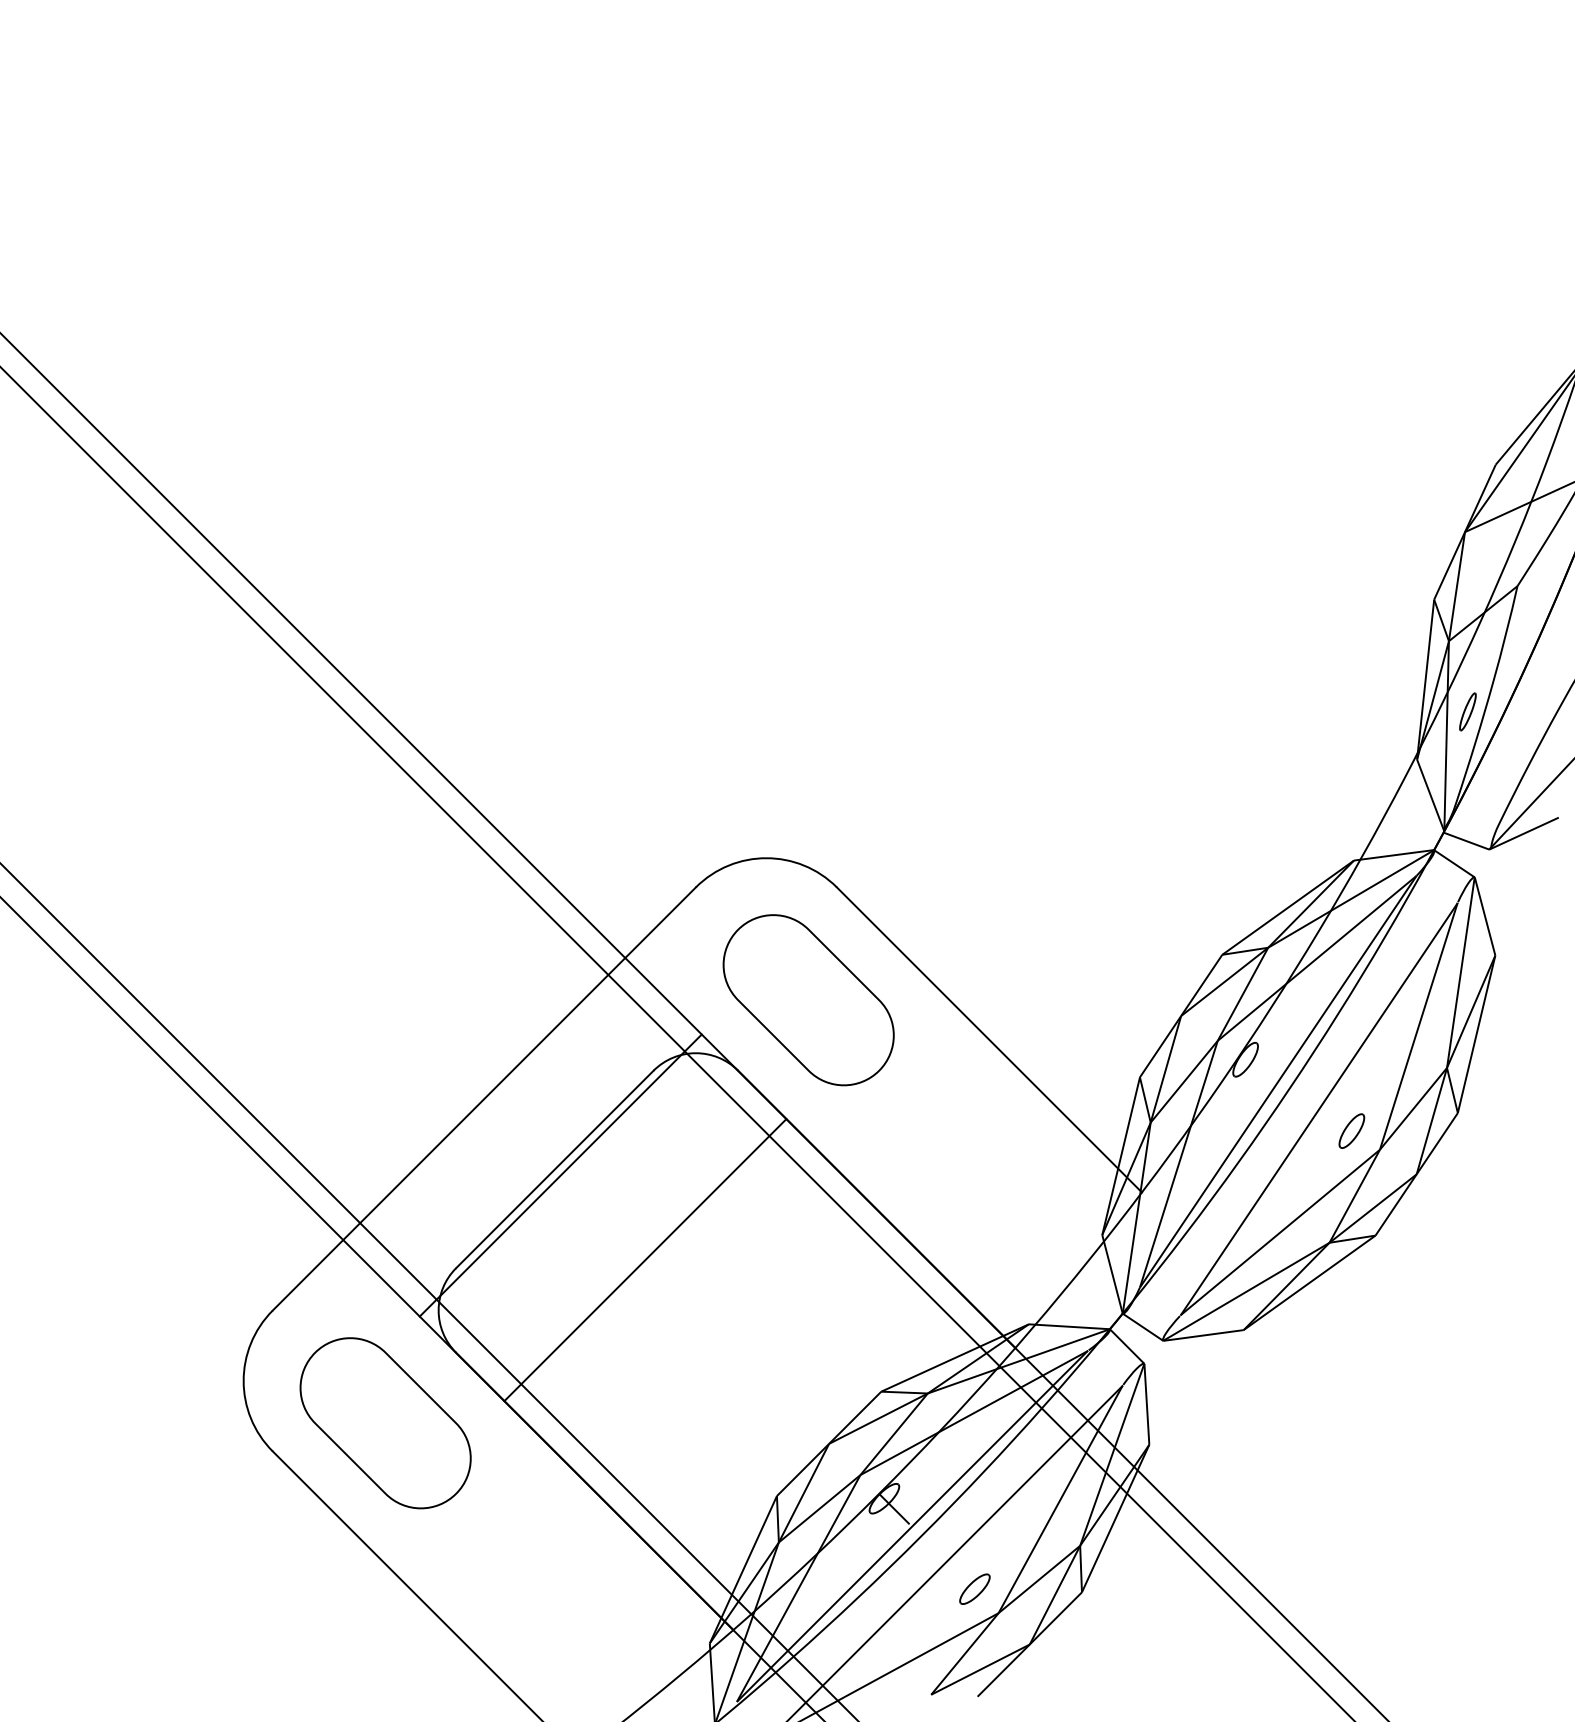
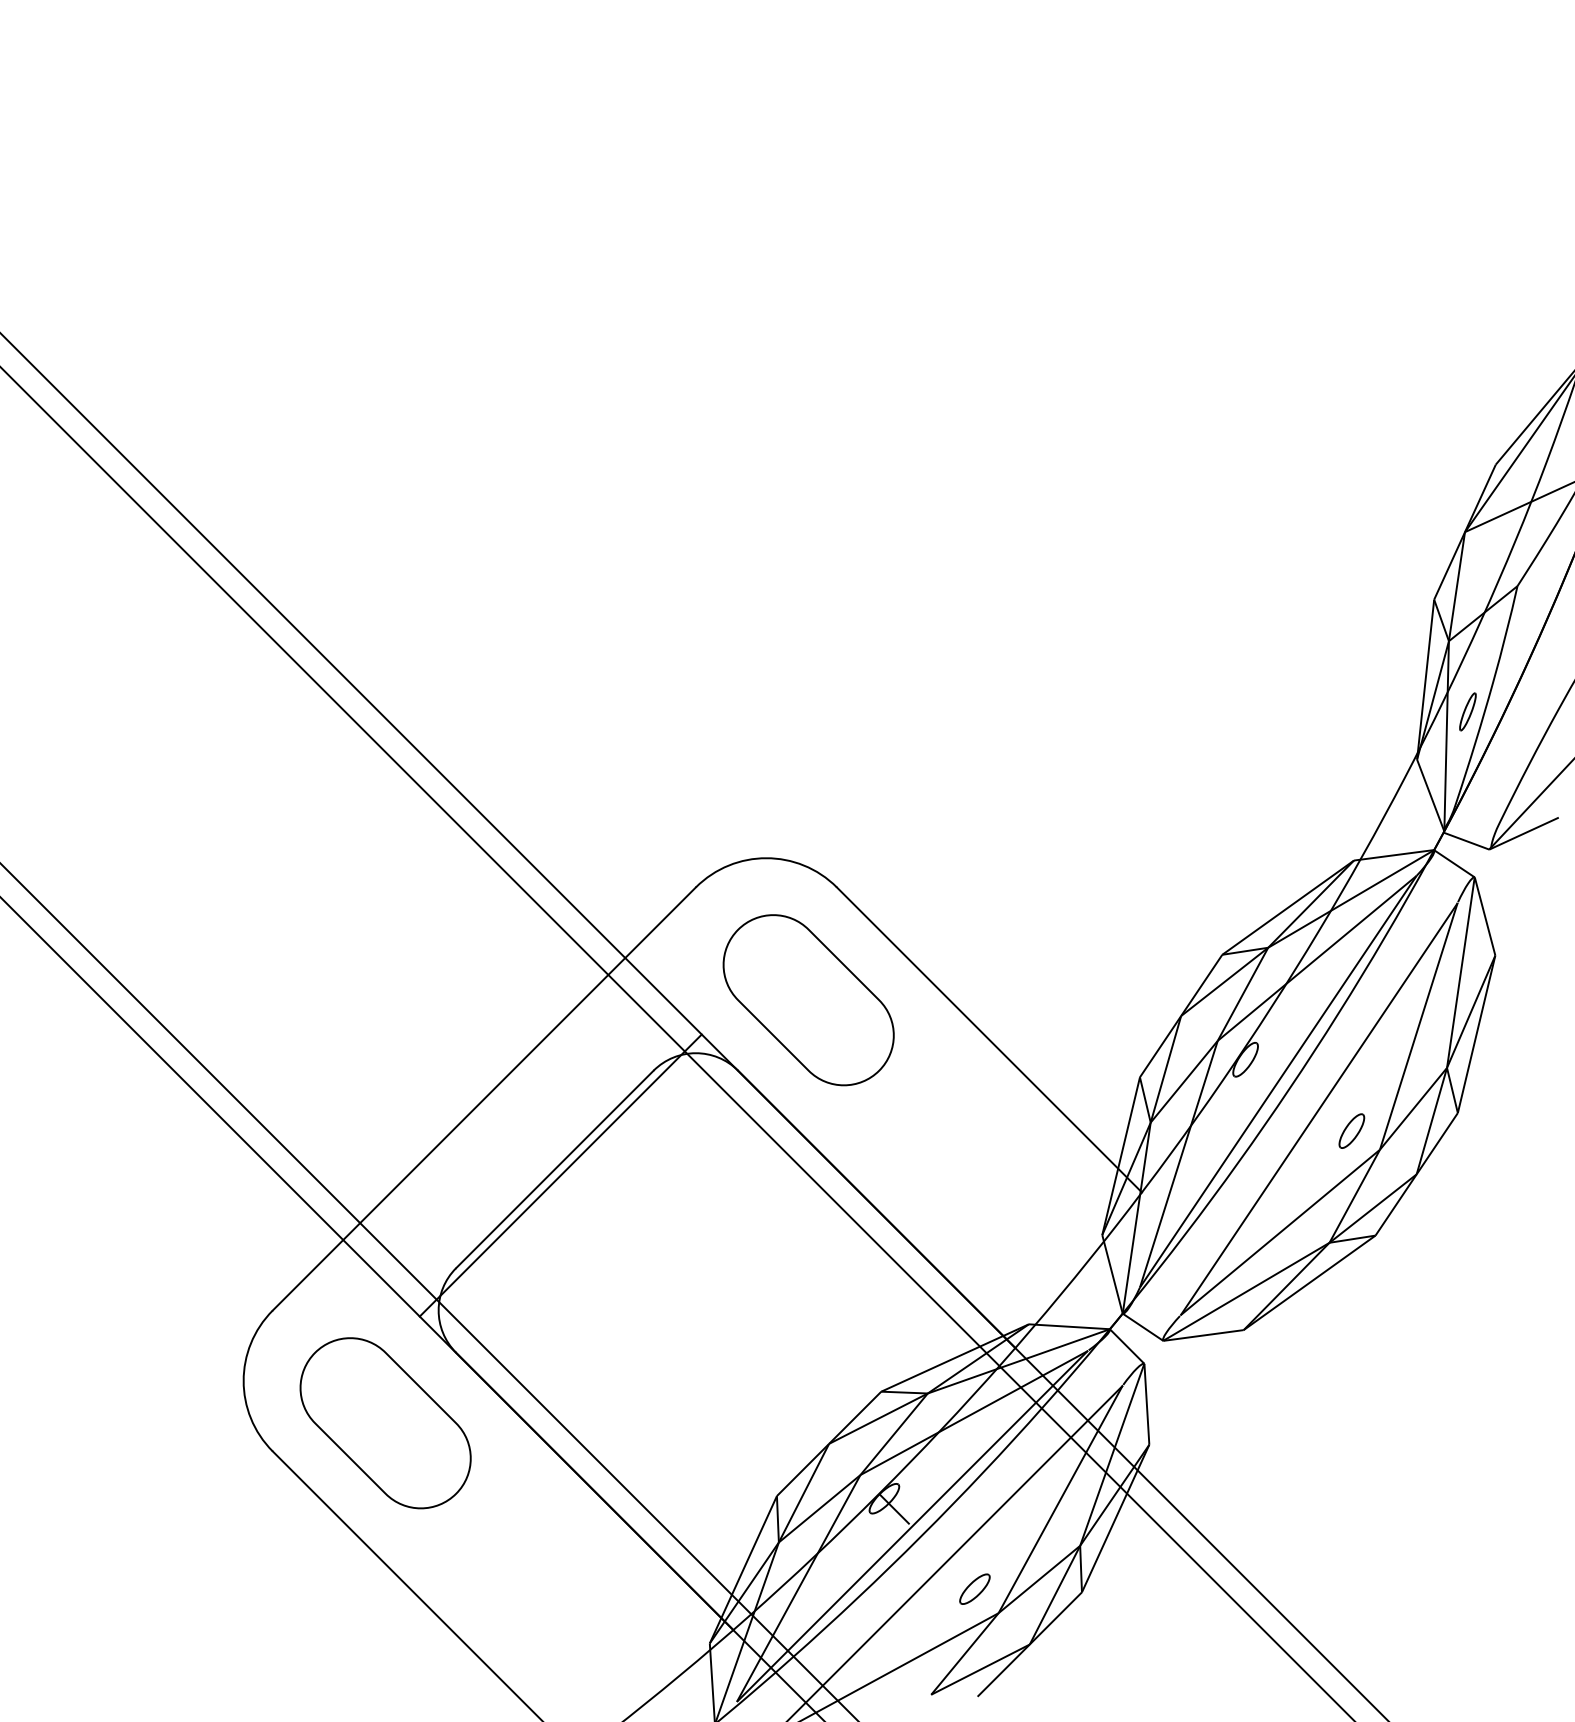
line: present -> none (645, 1260)
